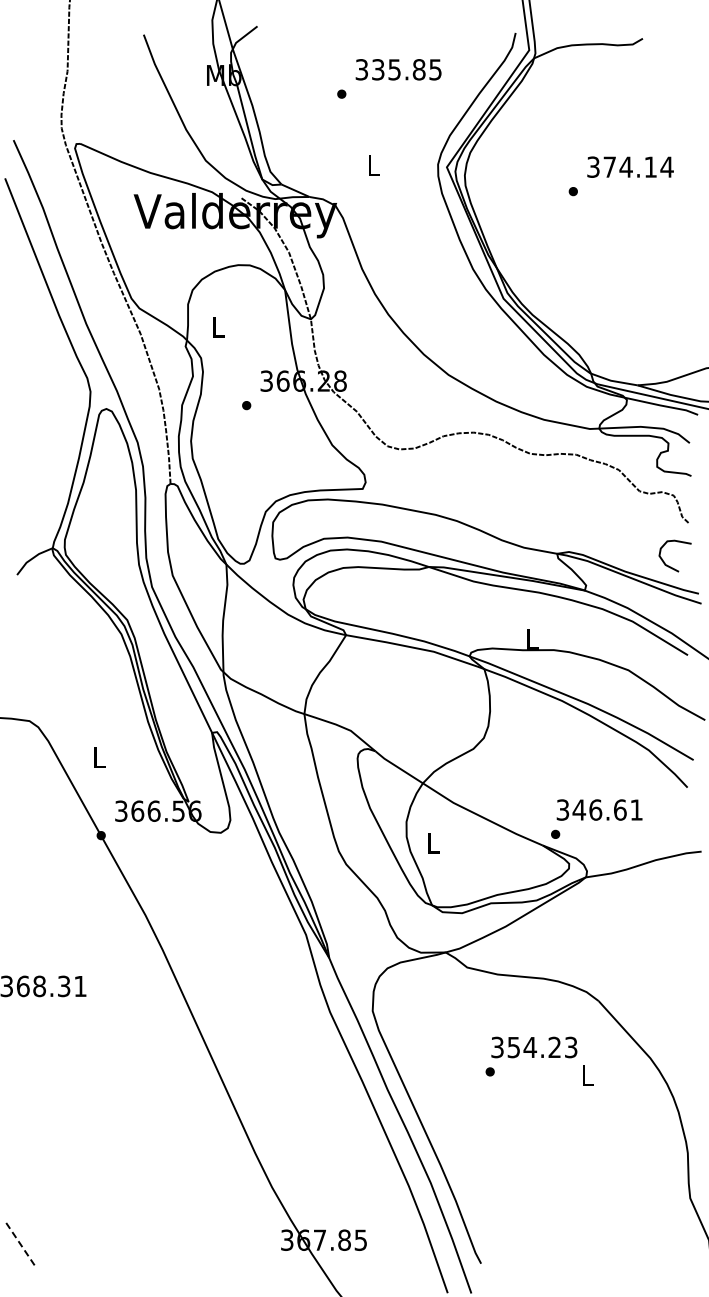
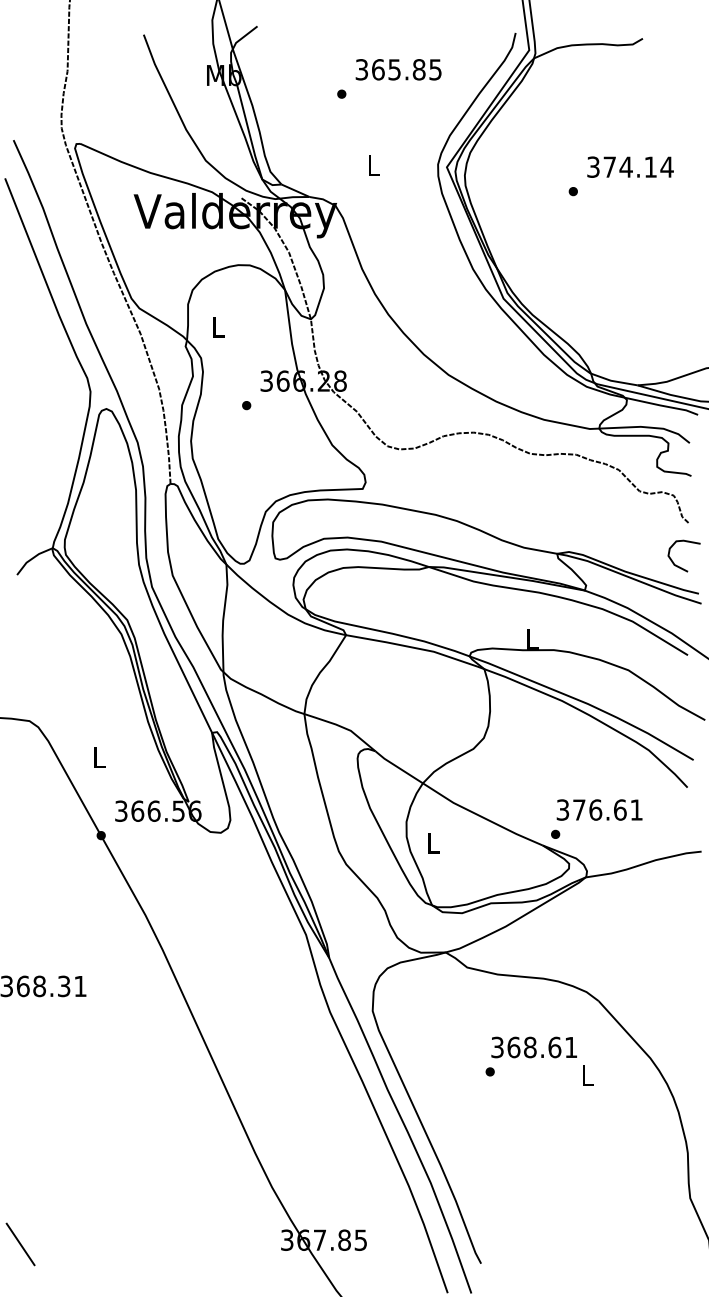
text: 335.85 -> 365.85 (378, 69)
curve position: (669, 565) -> (678, 565) (678, 565)
text: 346.61 -> 376.61 (579, 809)
text: 354.23 -> 368.61 (542, 1047)
line: dashed -> solid (20, 1244)
